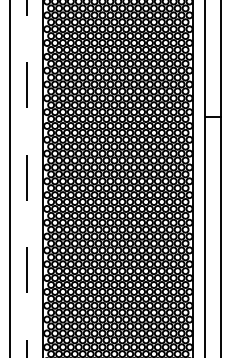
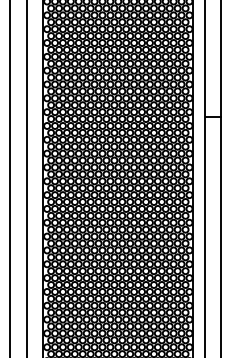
line: dashed -> solid (26, 178)
